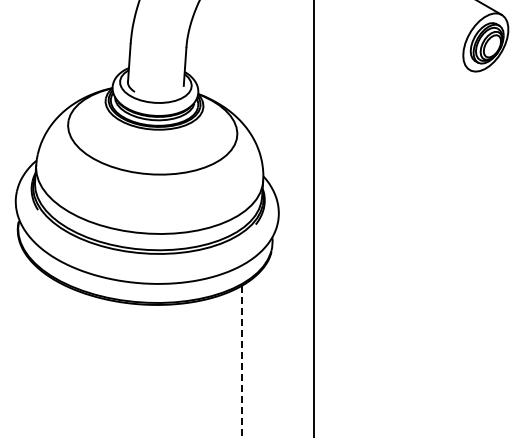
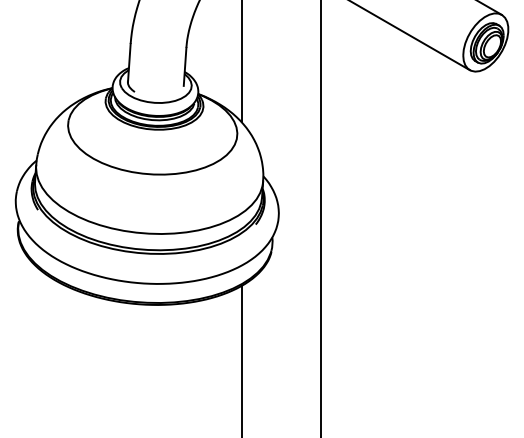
line: none -> present (410, 36)
line: none -> present (241, 62)
line position: (314, 218) -> (321, 218) (321, 218)
line: dashed -> solid (241, 361)
